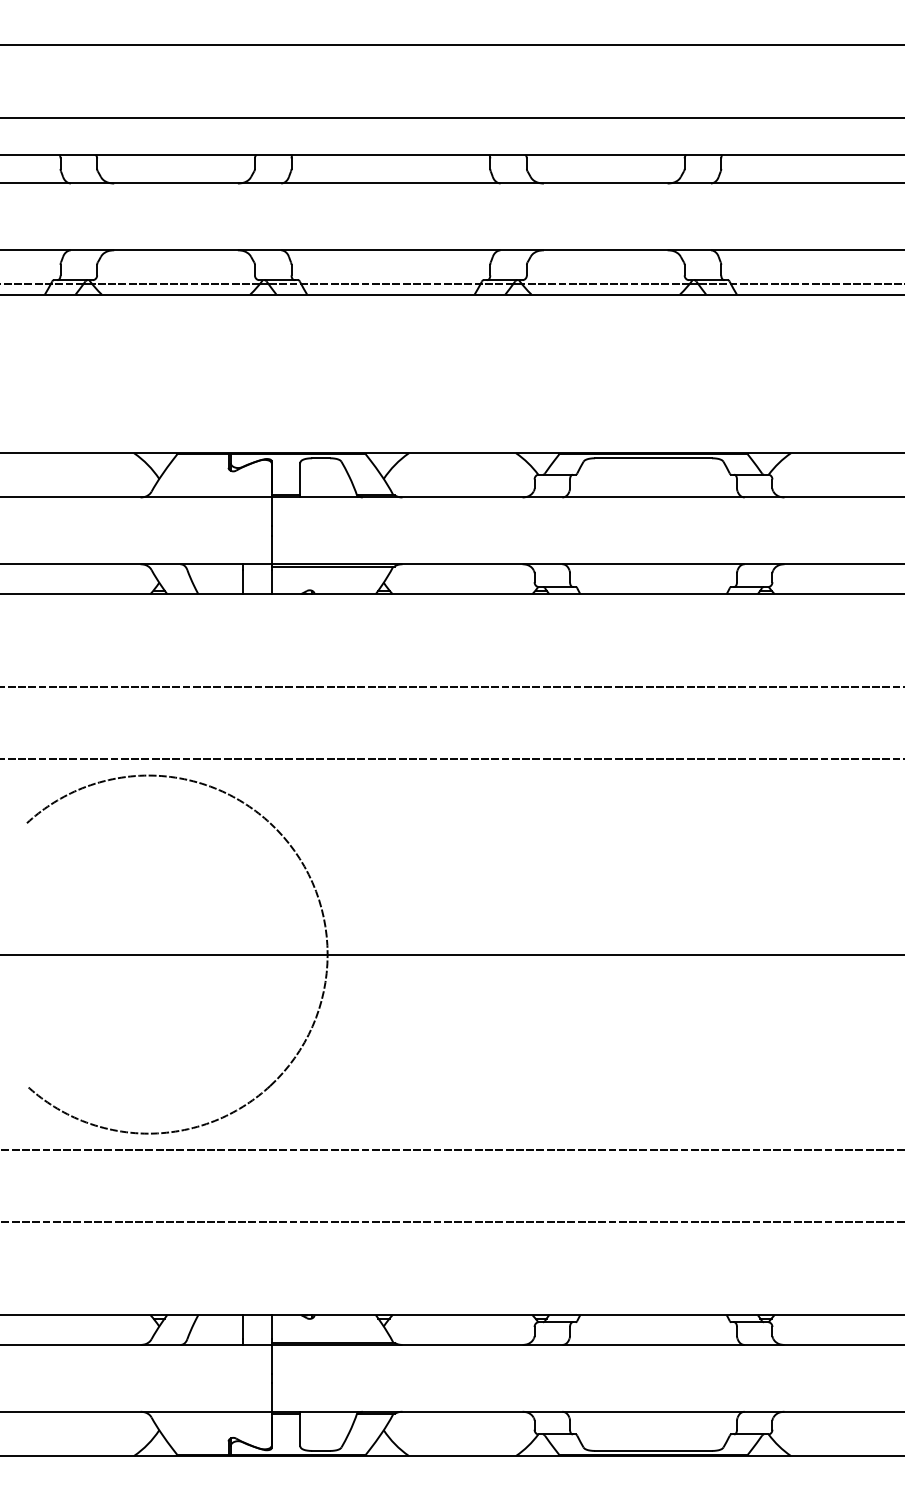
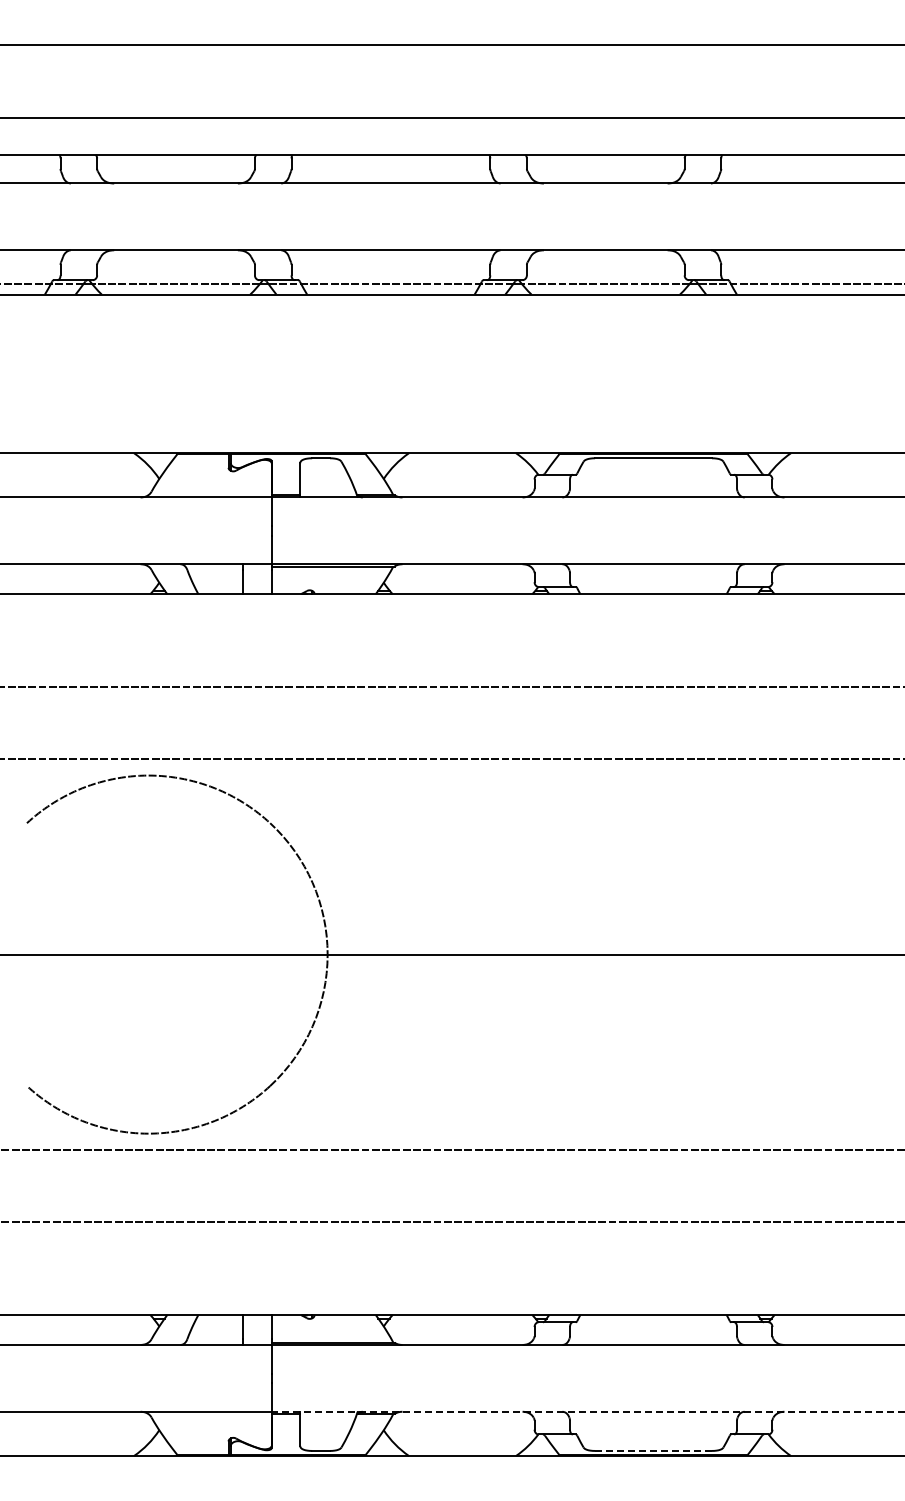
line: solid -> dashed (587, 1411)
line: solid -> dashed (654, 1450)
